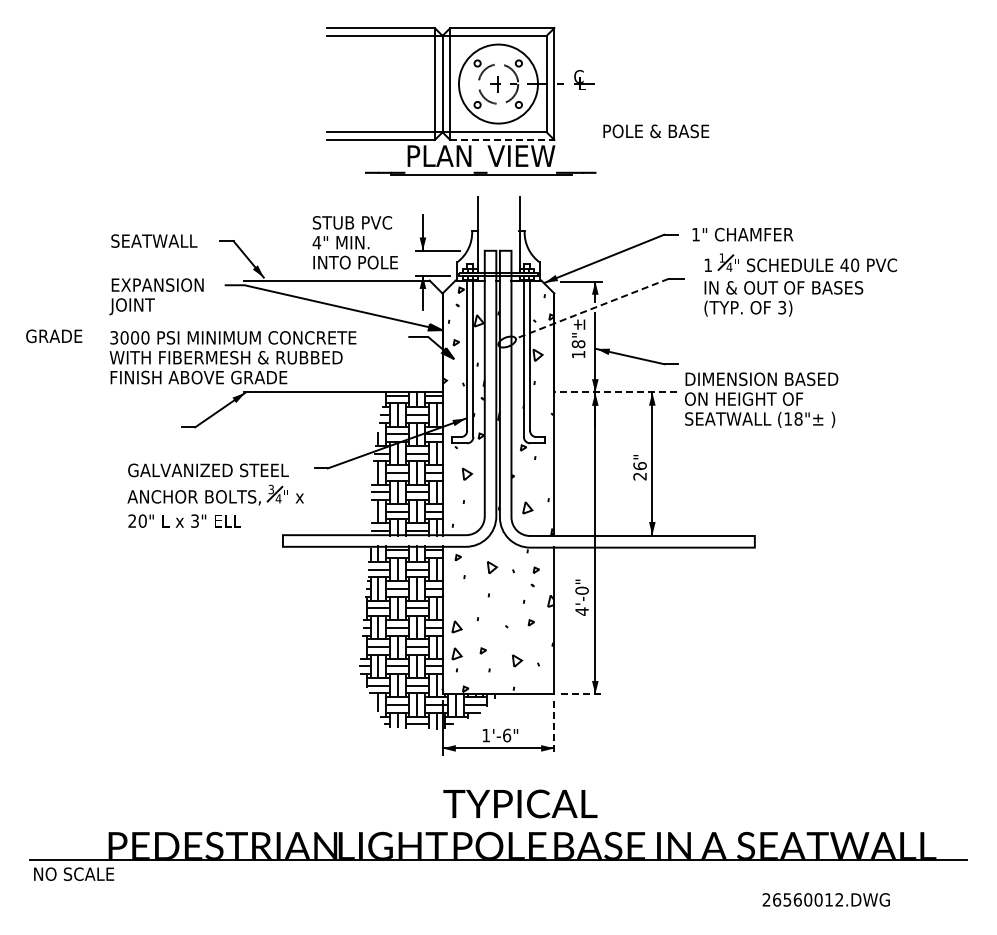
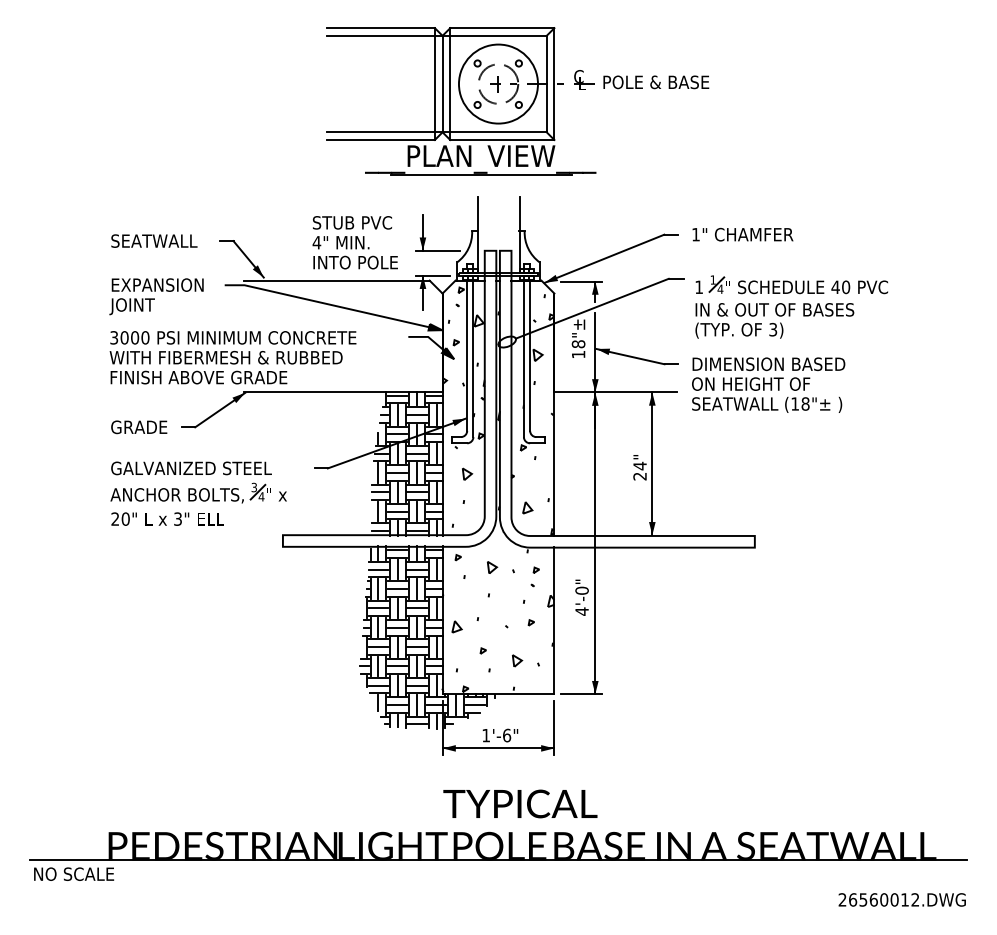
text position: (656, 131) -> (656, 82) (656, 82)
line: dashed -> solid (502, 140)
part position: (800, 284) -> (791, 306) (791, 306)
line: dashed -> solid (591, 308)
text position: (54, 336) -> (139, 427) (139, 427)
line: dashed -> solid (615, 392)
text position: (761, 399) -> (768, 384) (768, 384)
text: 26" -> 24" (639, 465)
part position: (215, 495) -> (198, 493) (198, 493)
line: present -> none (457, 652)
line: dashed -> solid (582, 694)
line: dashed -> solid (554, 728)
text position: (825, 899) -> (901, 899) (901, 899)
